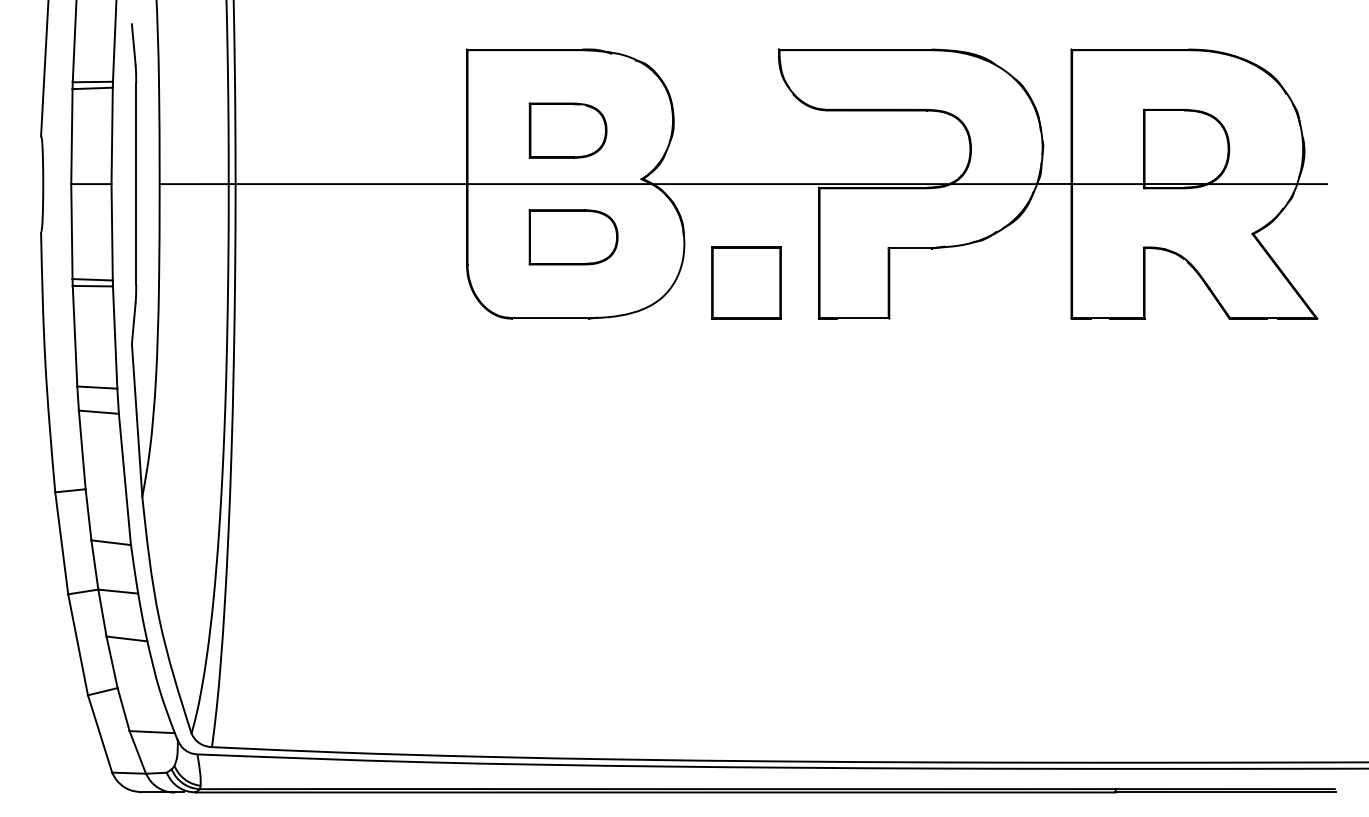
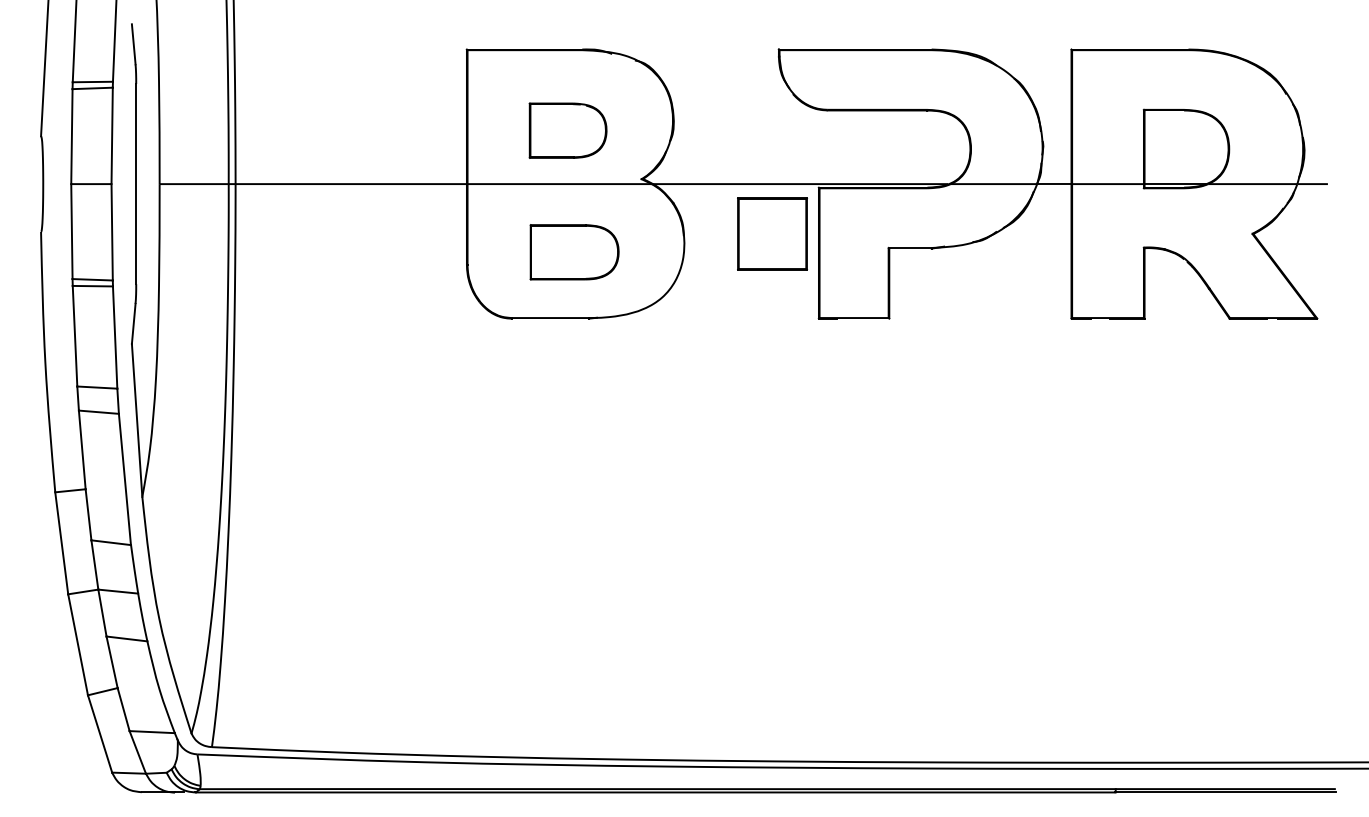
part position: (573, 237) -> (574, 252) (574, 252)
part position: (746, 282) -> (772, 233) (772, 233)
